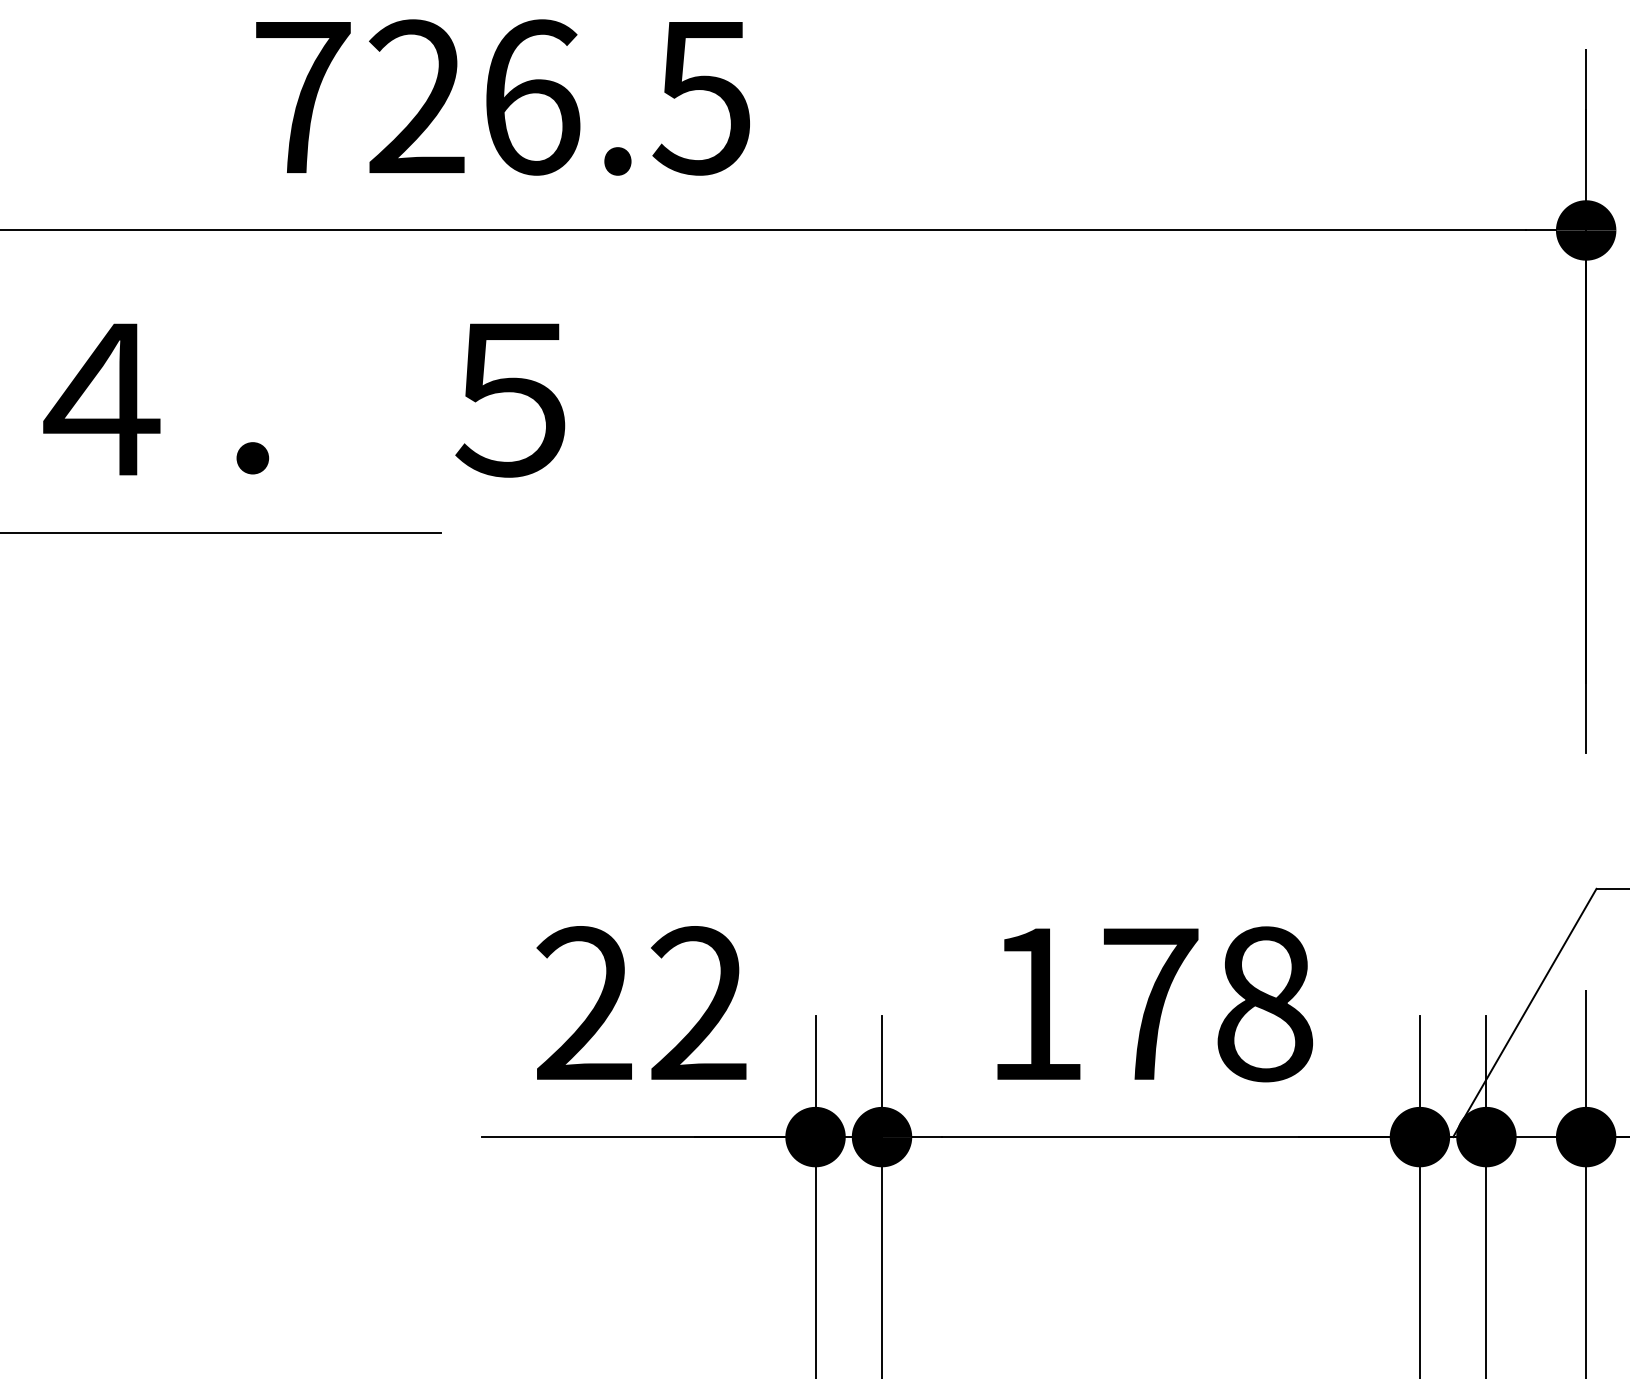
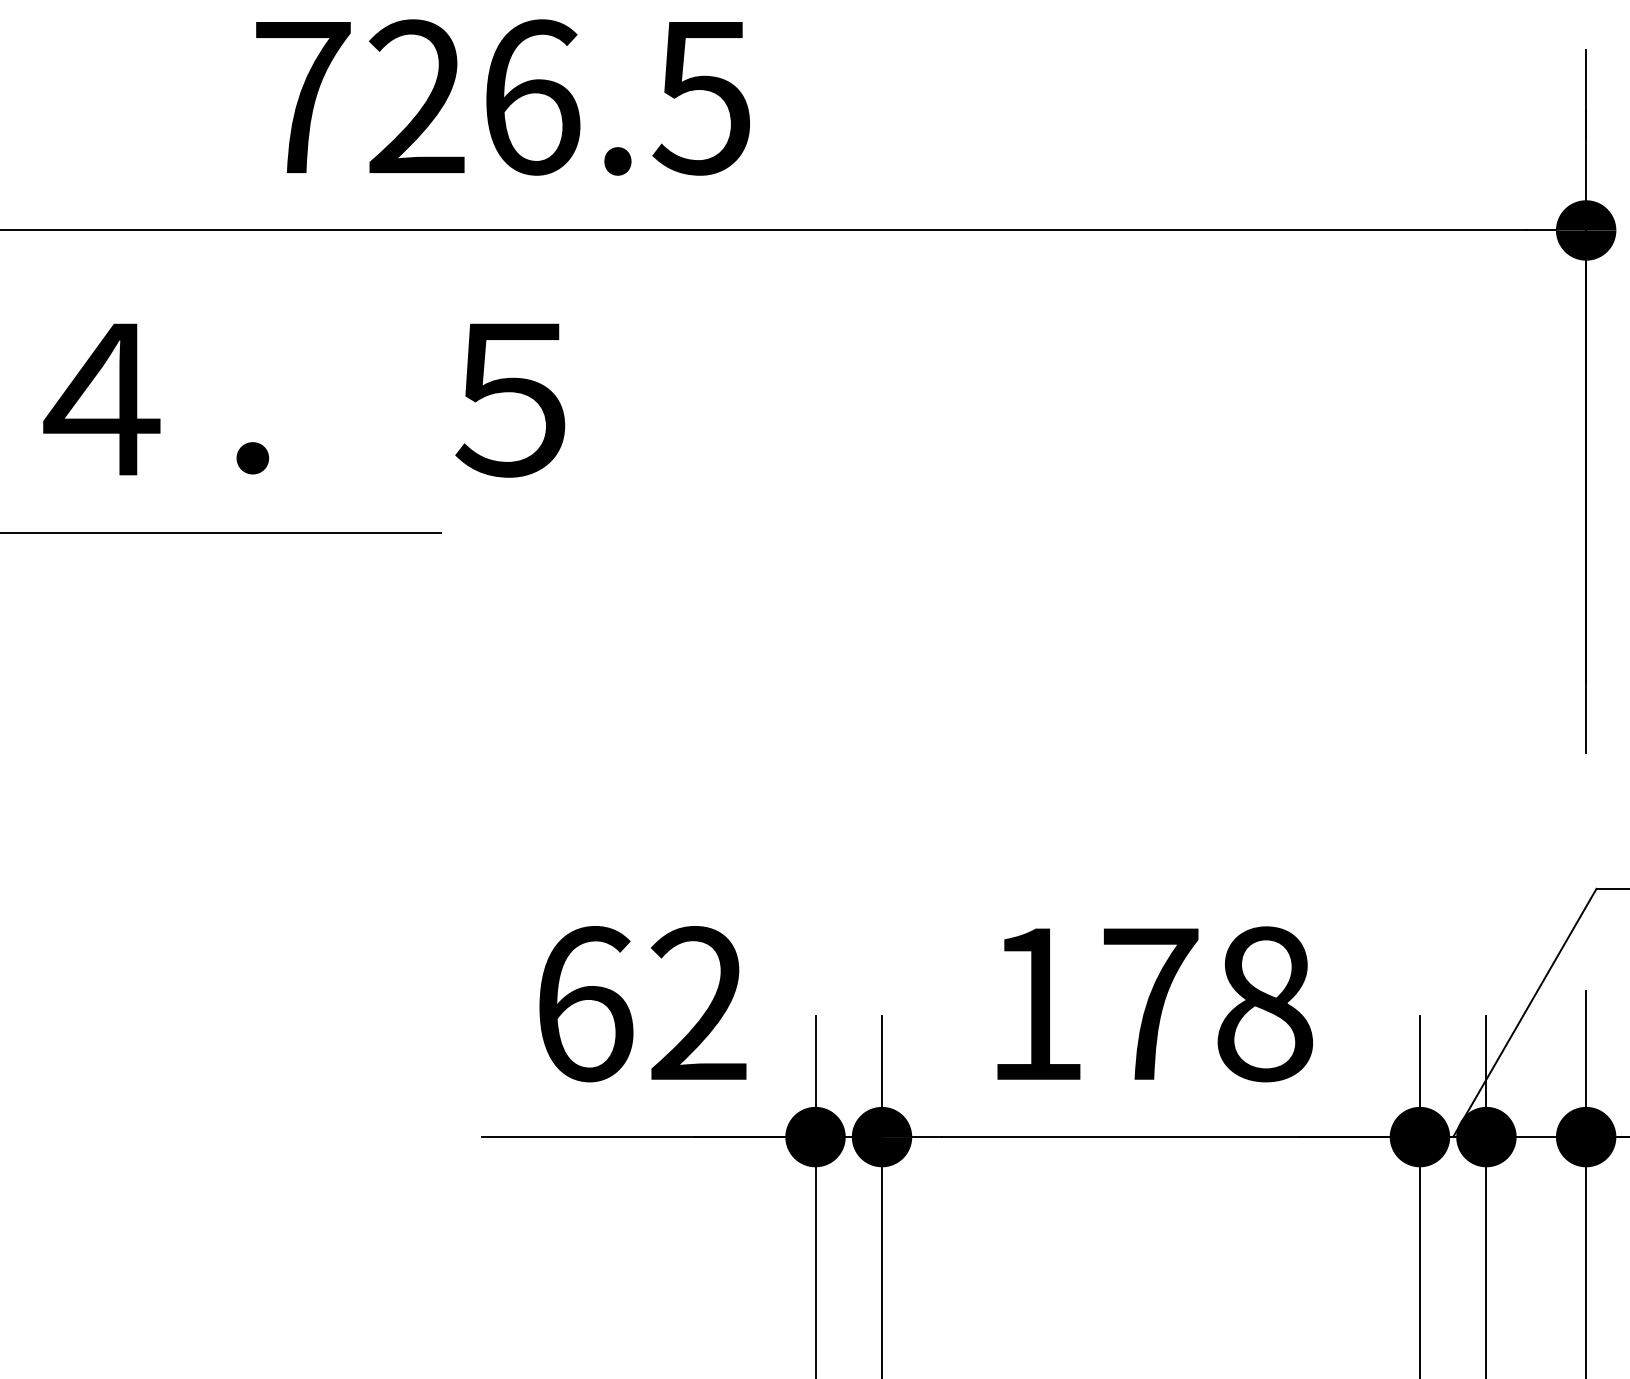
text: 22 -> 62 (584, 1004)
